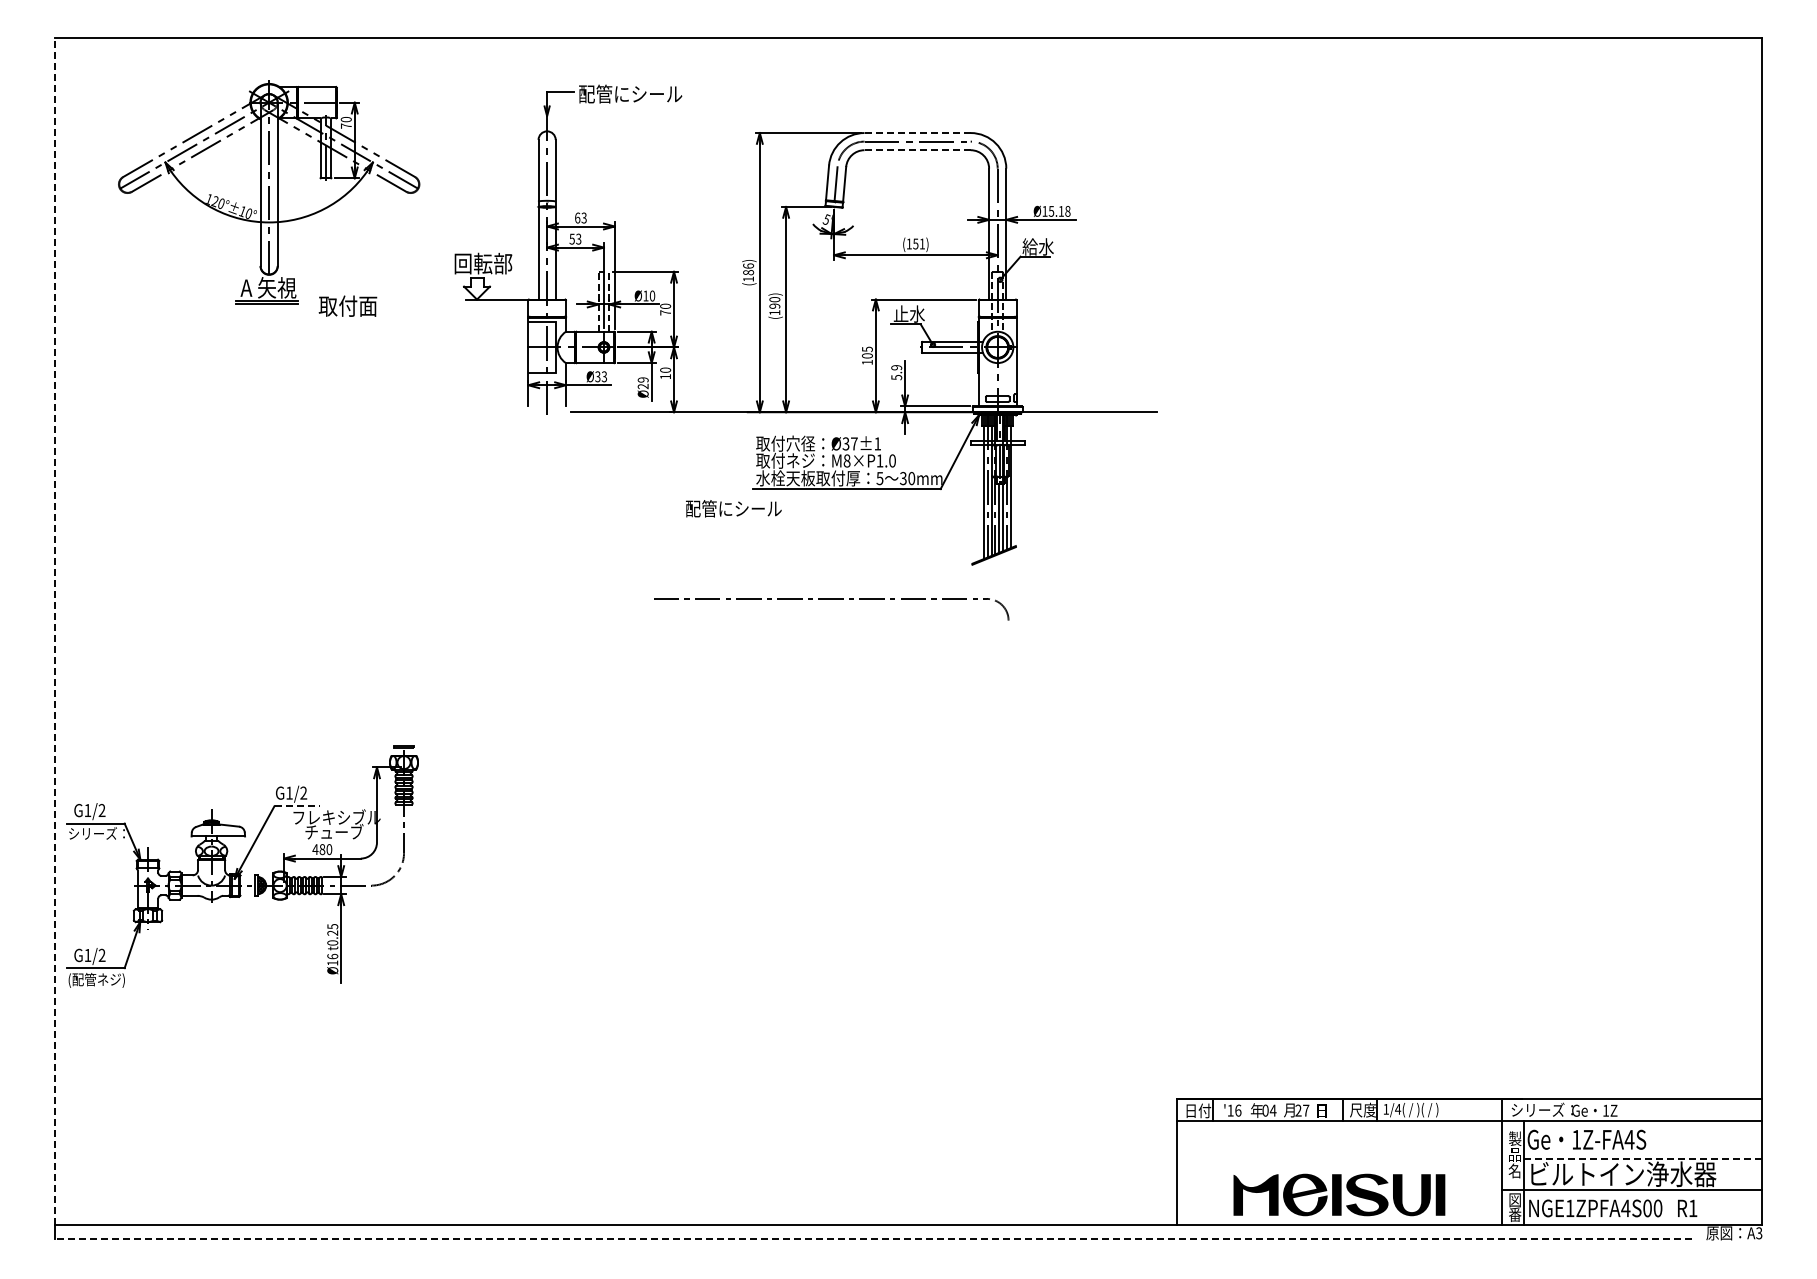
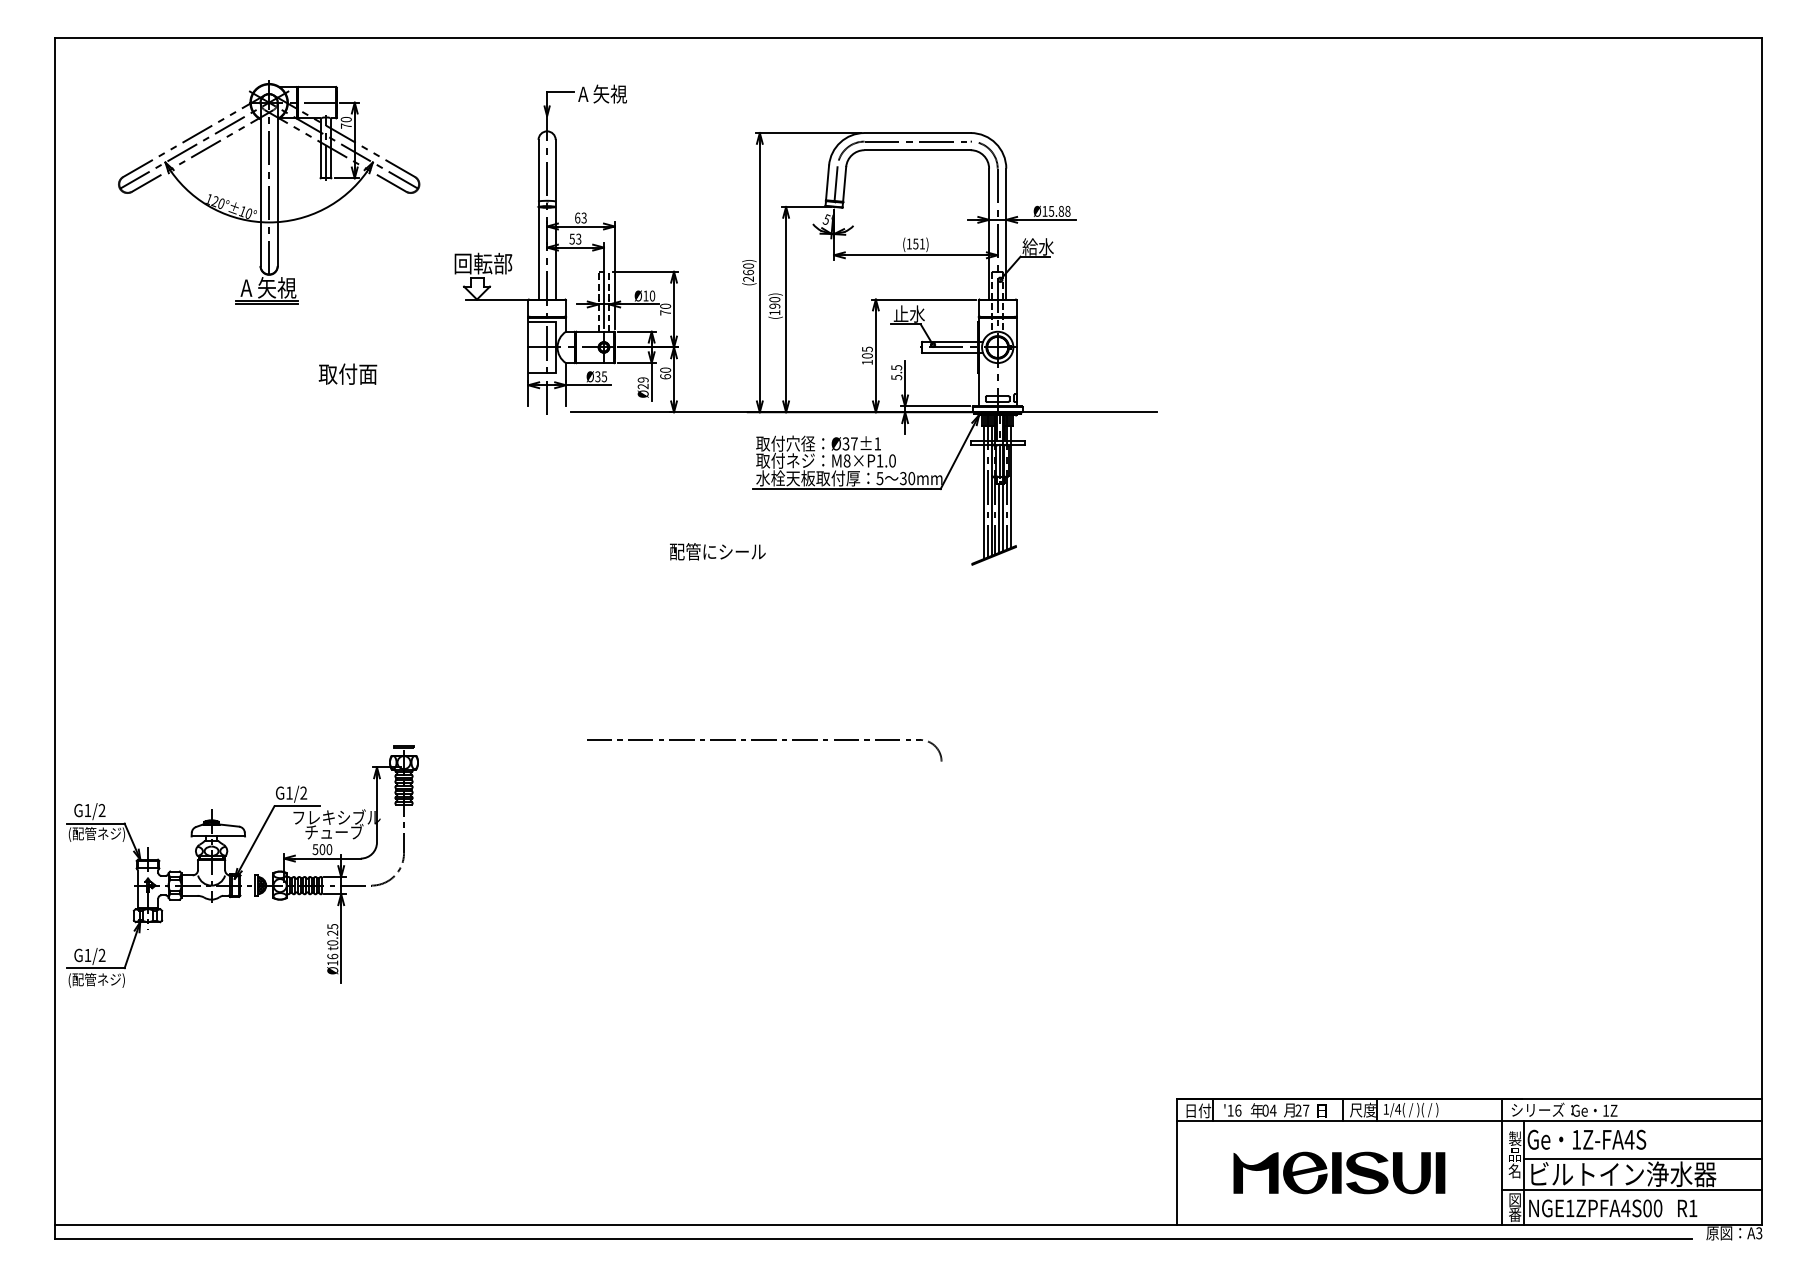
text: 配管にシール -> A 矢視 (630, 93)
line: dashed -> solid (918, 133)
line: dashed -> solid (918, 150)
text: Ø15.18 -> Ø15.88 (1061, 210)
text: (186) -> (260) (748, 272)
text position: (347, 305) -> (347, 373) (347, 373)
text: 5.9 -> 5.5 (896, 367)
text: Ø33 -> Ø35 (604, 376)
text: 10 -> 60 (665, 376)
text position: (733, 508) -> (717, 551) (717, 551)
part position: (831, 599) -> (764, 740) (764, 740)
line: dashed -> solid (54, 631)
line: dashed -> solid (297, 806)
text: シリーズ： -> (配管ネジ) (96, 834)
text: 480 -> 500 (318, 849)
line: dashed -> solid (1643, 1158)
part position: (1339, 1194) -> (1339, 1172) (1339, 1172)
line: dashed -> solid (873, 1239)
